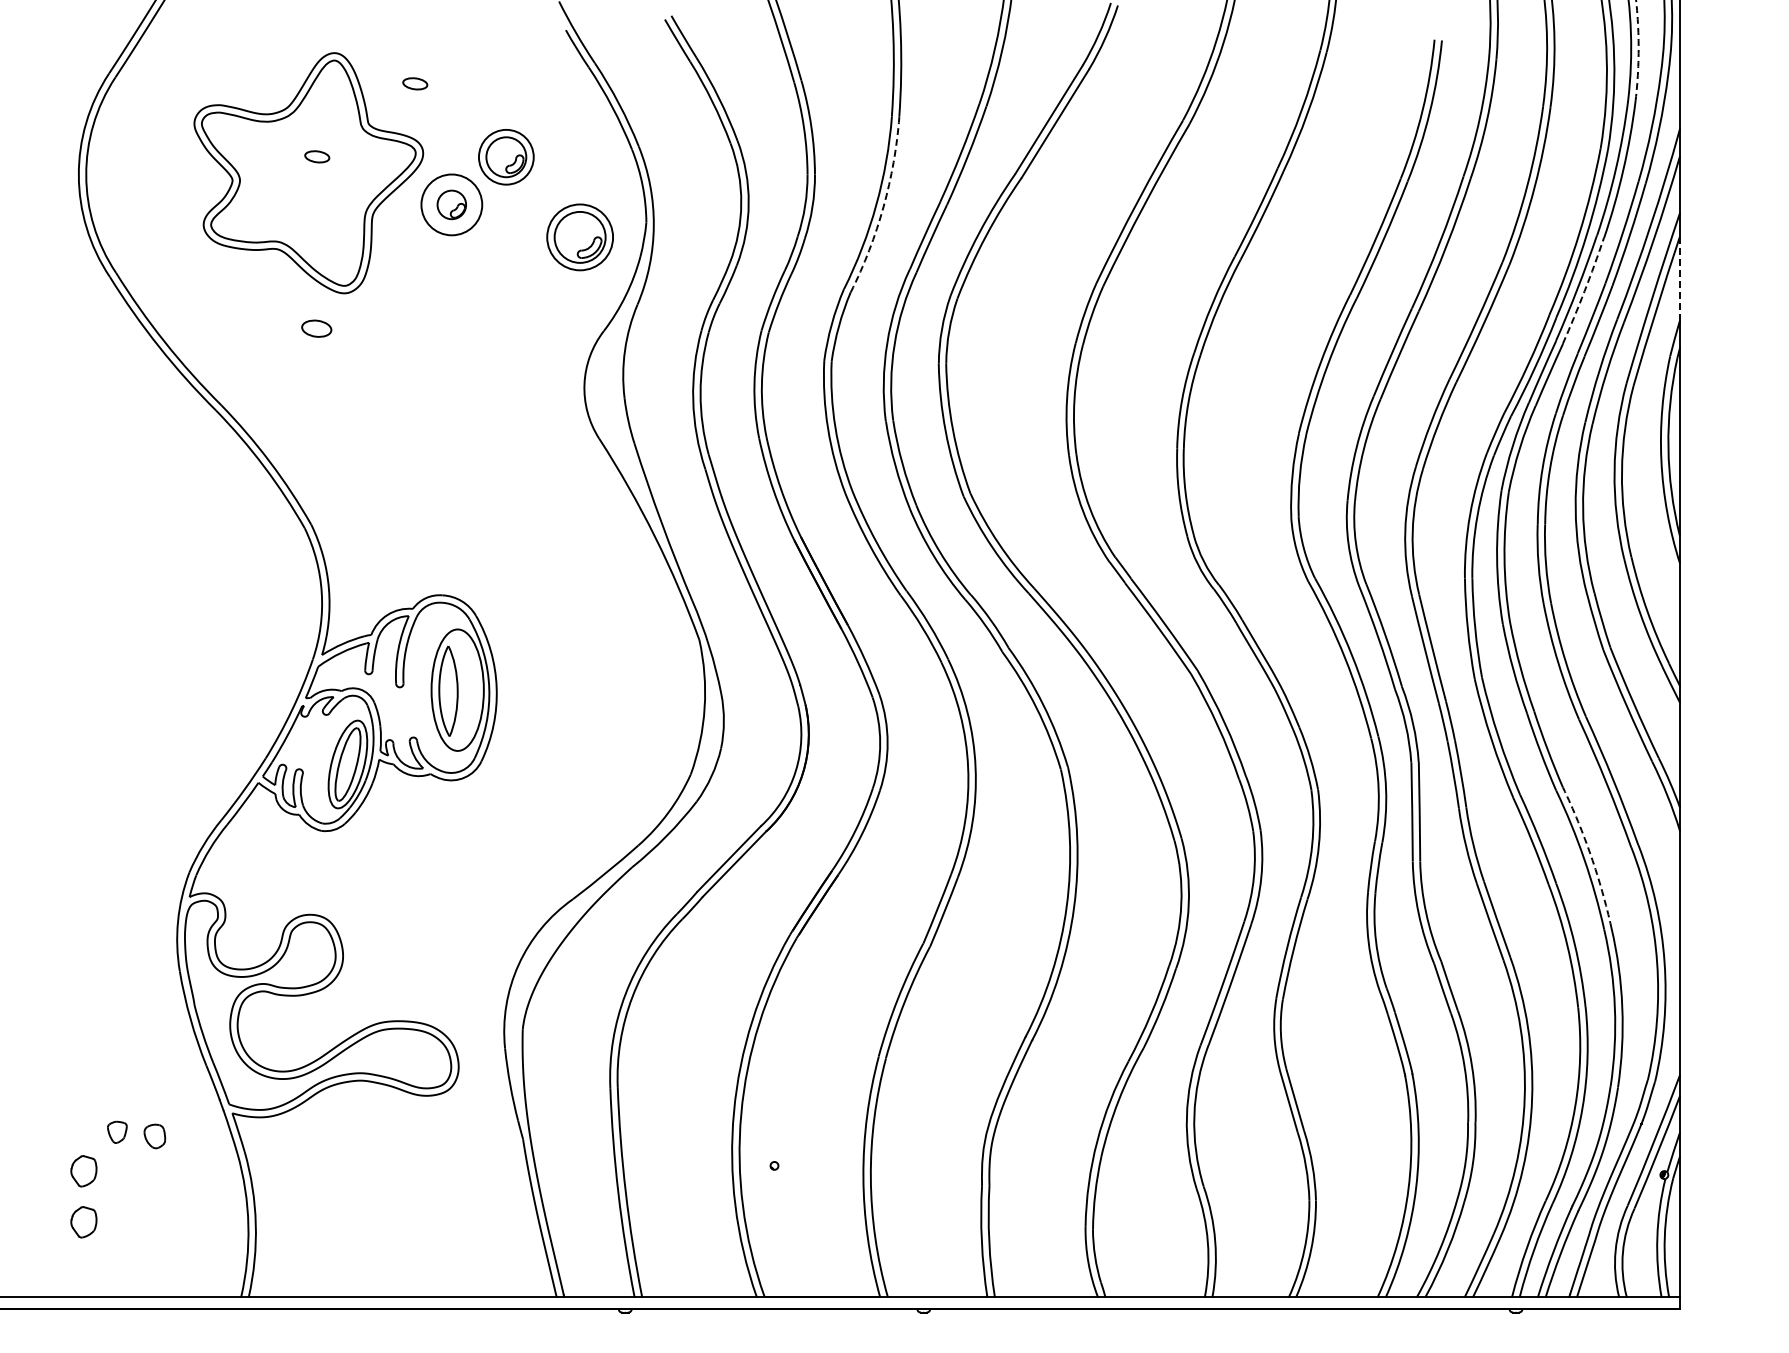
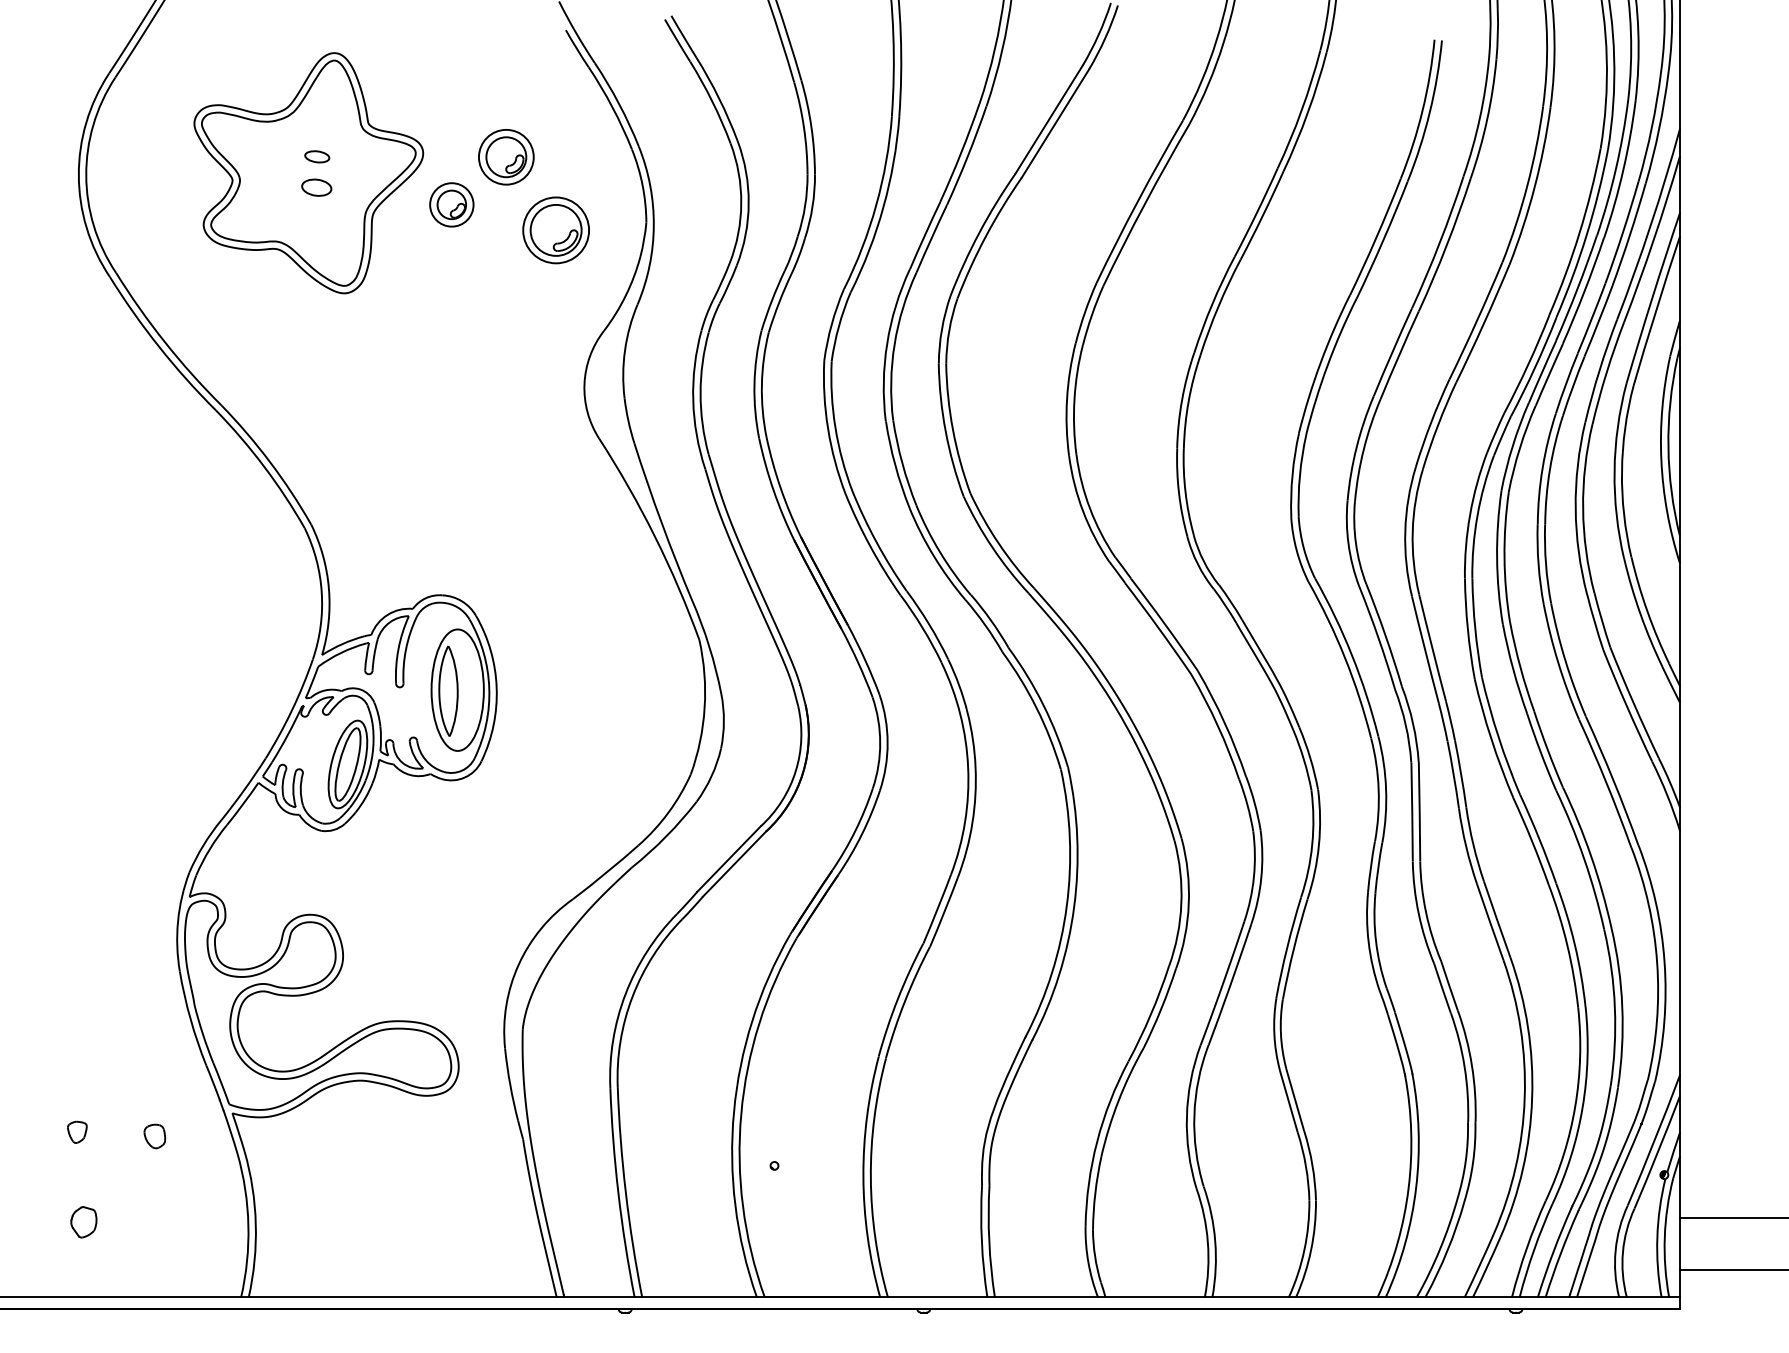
arc: dashed -> solid (1638, 50)
part: present -> none (415, 83)
circle diameter: 61 px -> 43 px (451, 204)
arc: dashed -> solid (883, 206)
part position: (579, 237) -> (555, 230) (555, 230)
line: dashed -> solid (1679, 278)
arc: dashed -> solid (1584, 291)
part position: (316, 328) -> (316, 187) (316, 187)
arc: dashed -> solid (1591, 856)
part position: (117, 1131) -> (77, 1131) (77, 1131)
part: present -> none (83, 1171)
line: none -> present (1732, 1218)
line: none -> present (1732, 1269)
